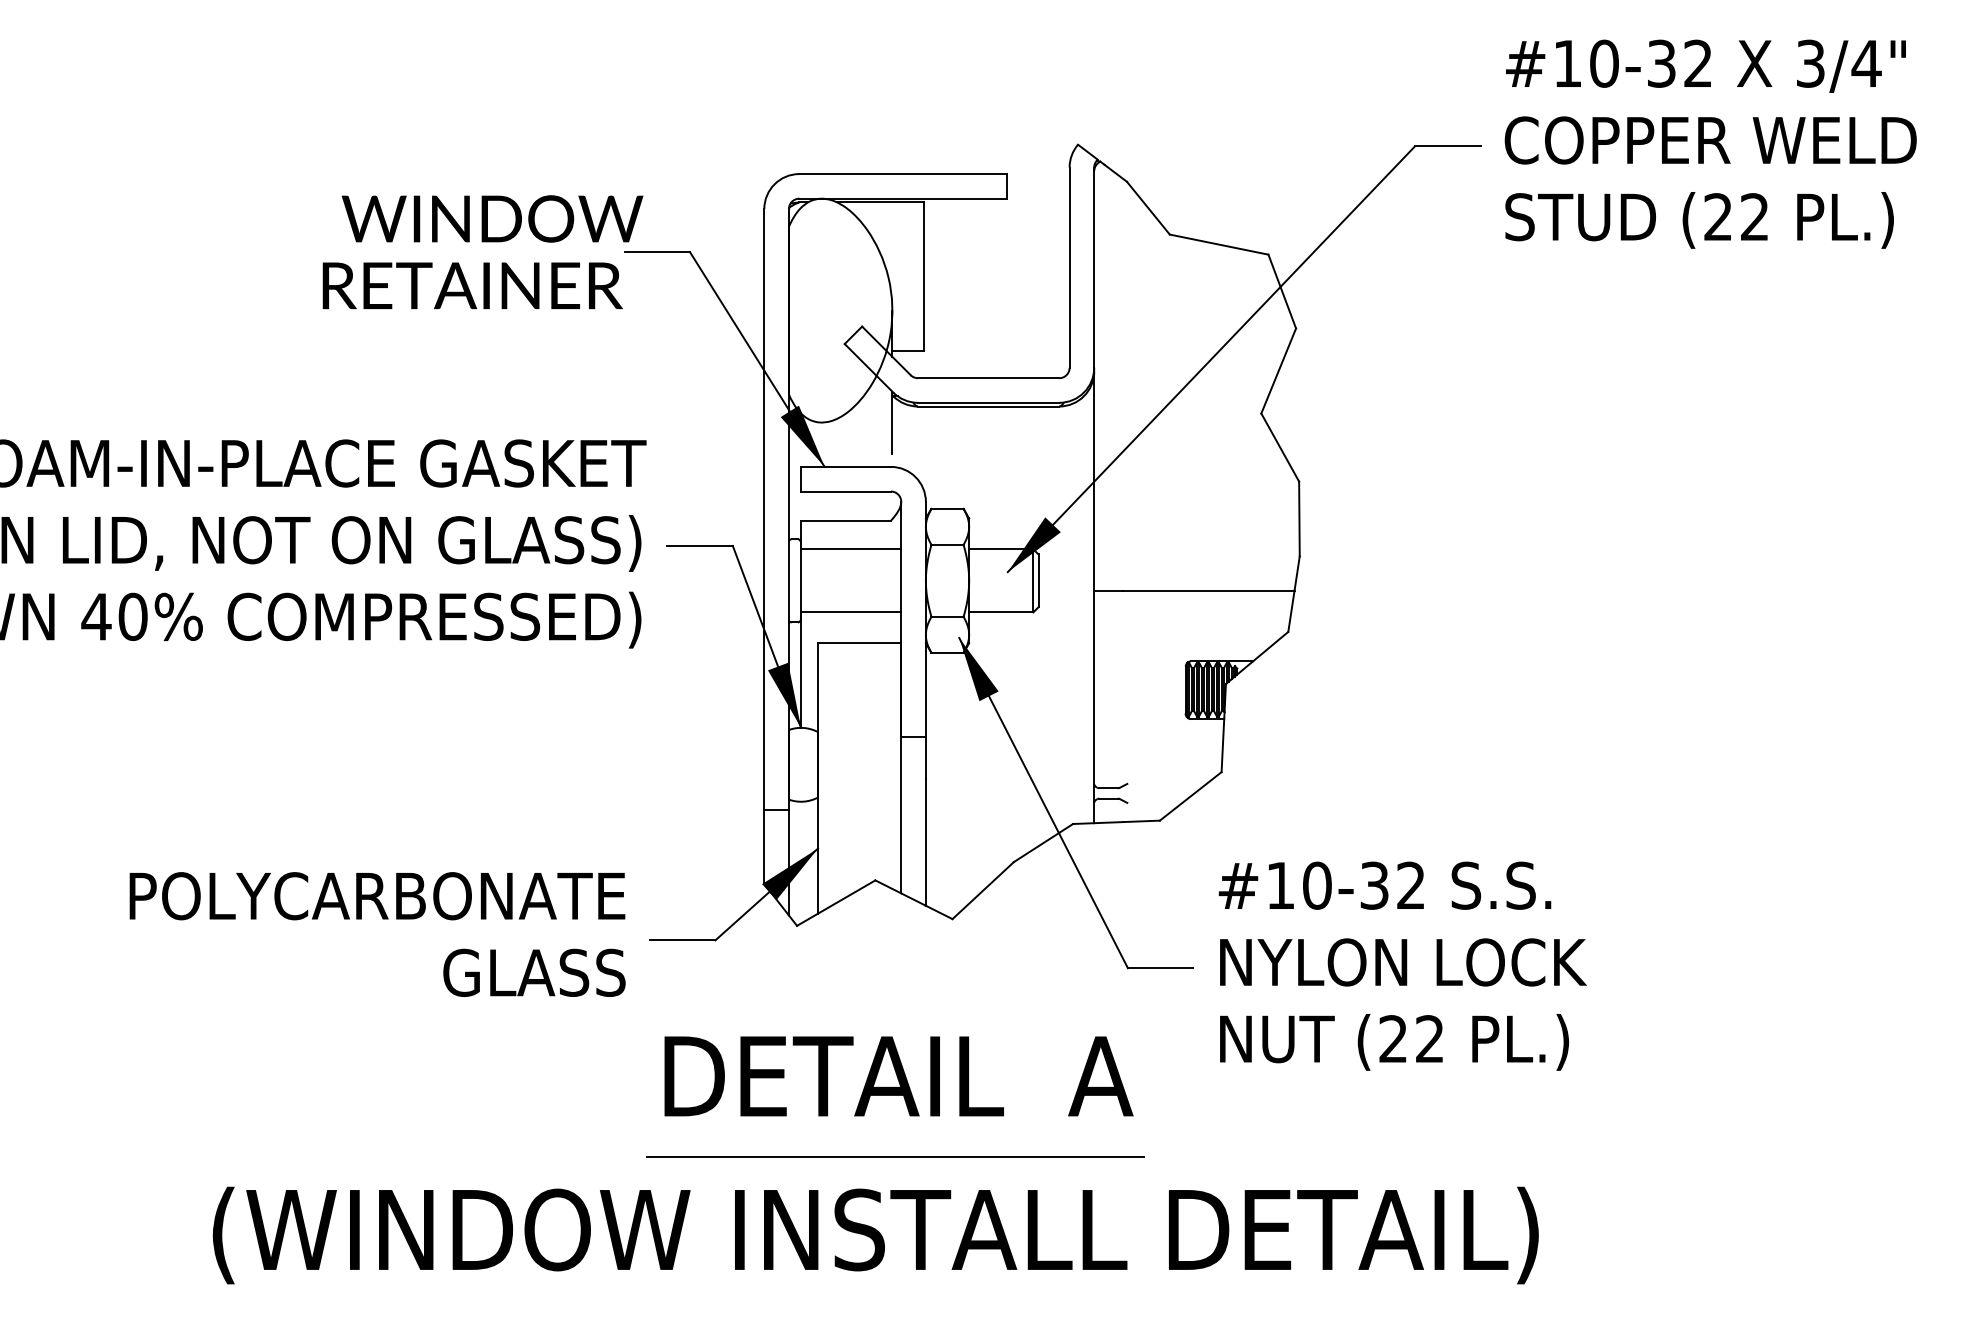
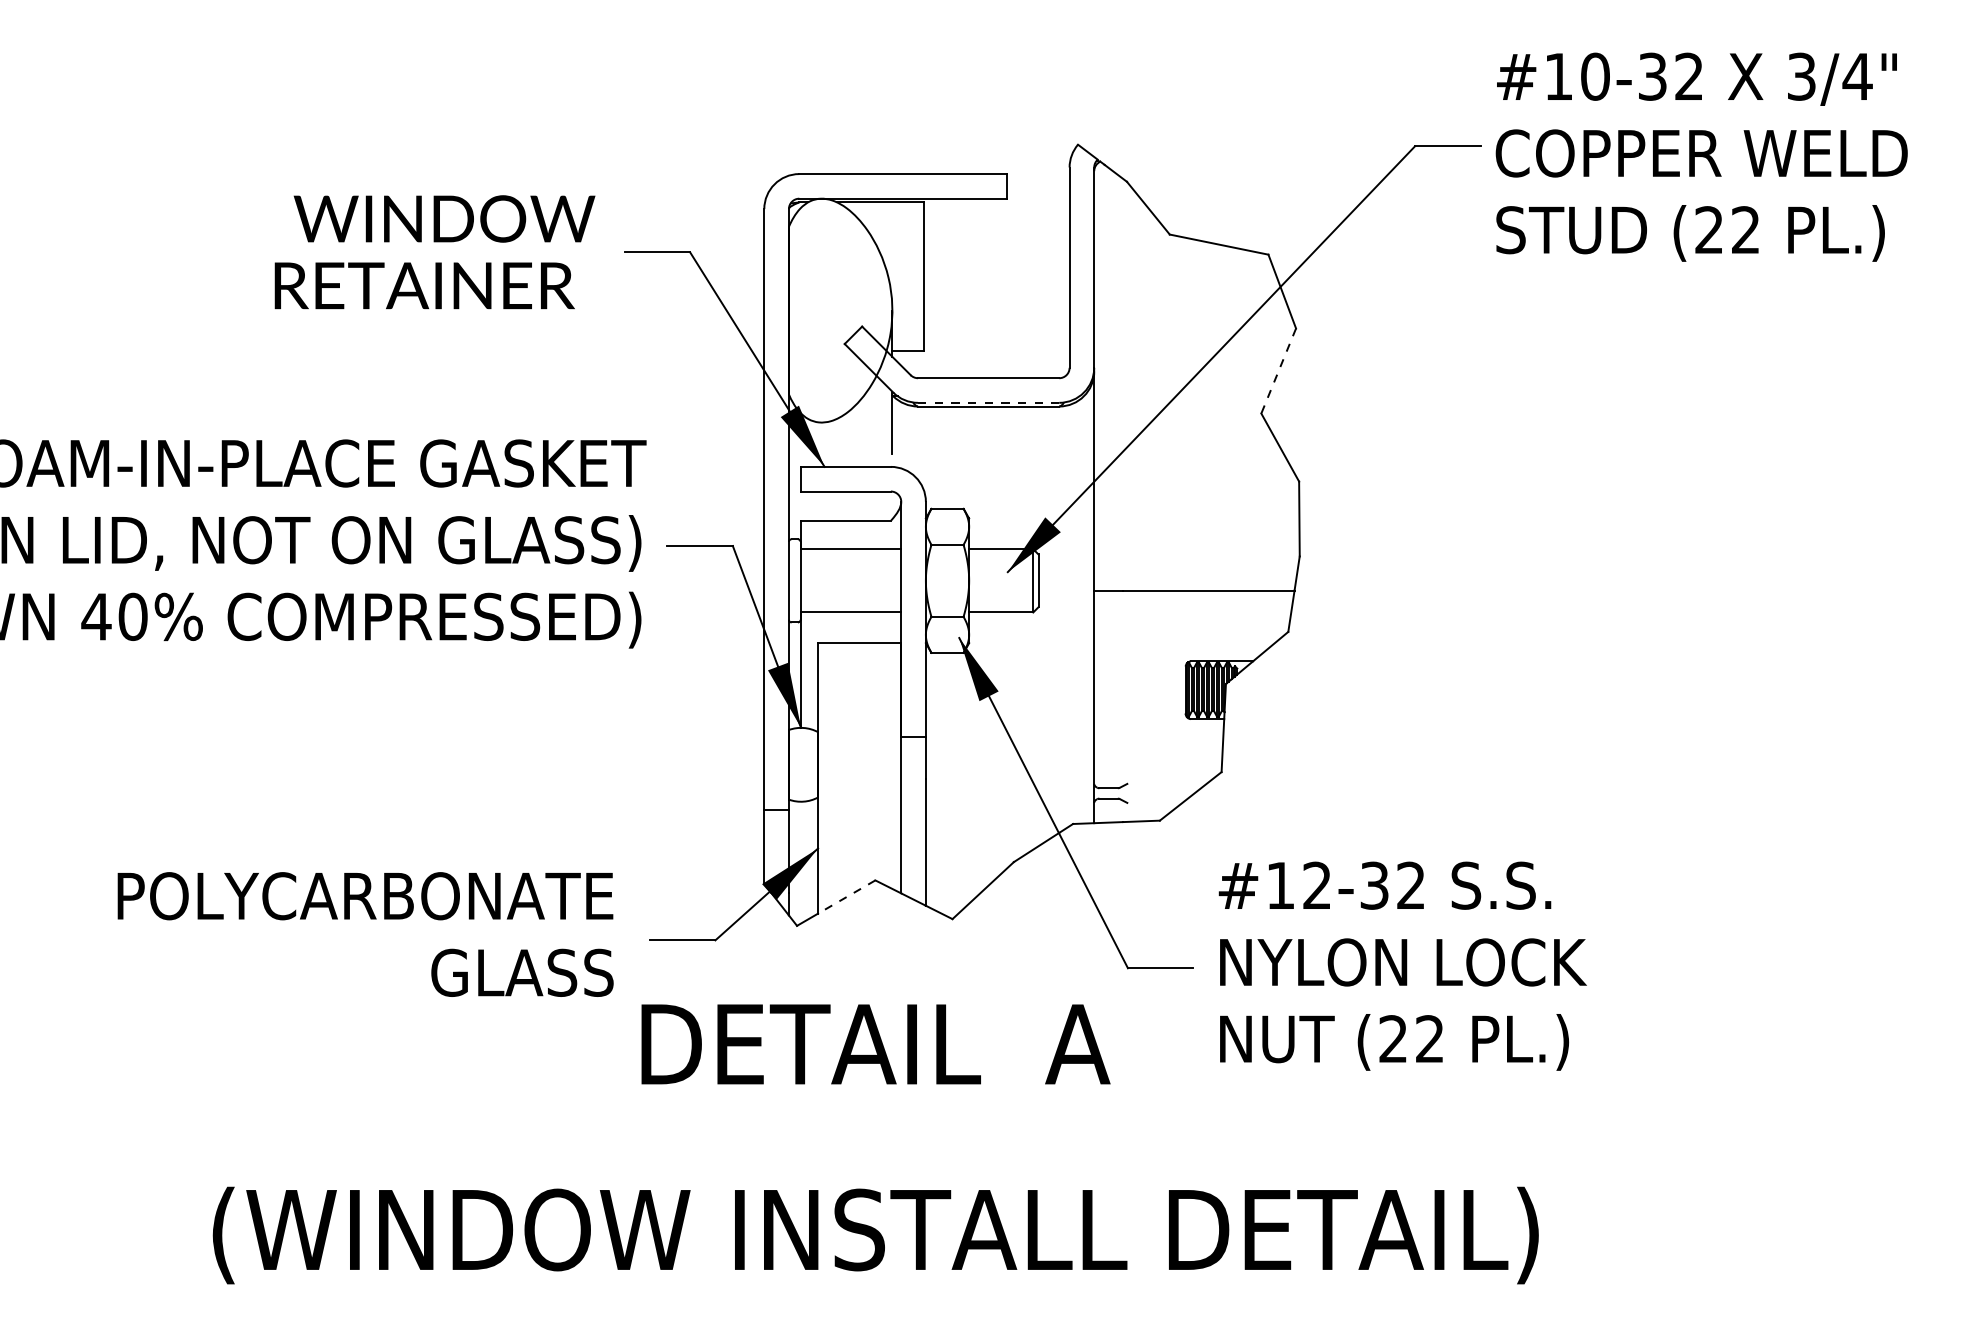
text position: (1710, 143) -> (1701, 156) (1701, 156)
text position: (482, 252) -> (434, 252) (434, 252)
line: solid -> dashed (1278, 371)
line: solid -> dashed (988, 402)
text: #10-32 -> #12-32 (1317, 885)
line: solid -> dashed (846, 897)
text position: (377, 934) -> (365, 934) (365, 934)
text position: (898, 1076) -> (875, 1044) (875, 1044)
line: present -> none (895, 1157)
